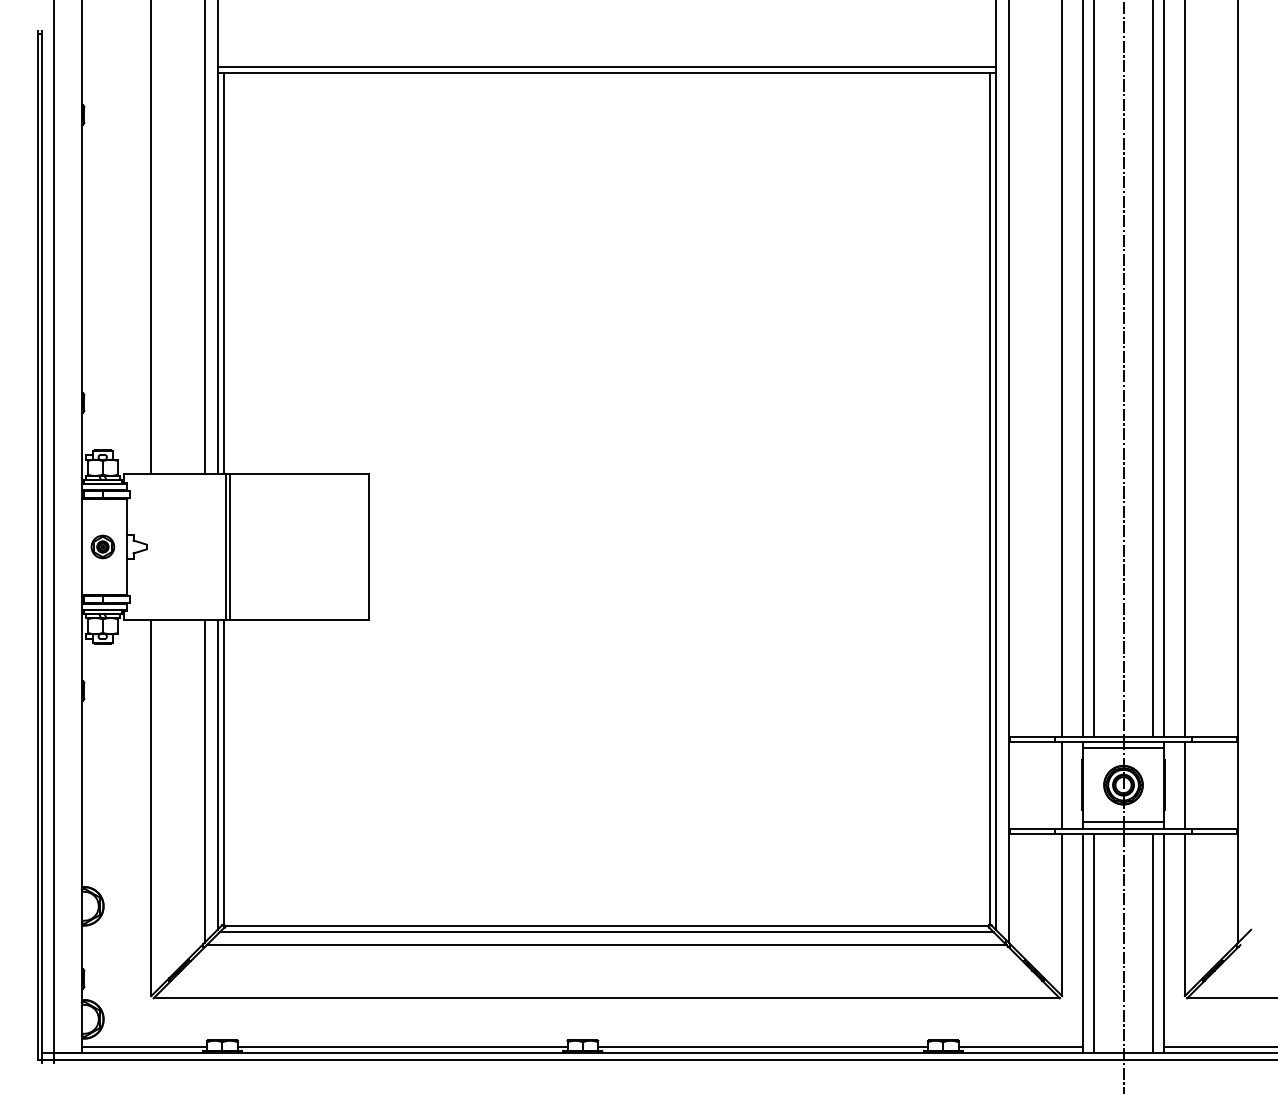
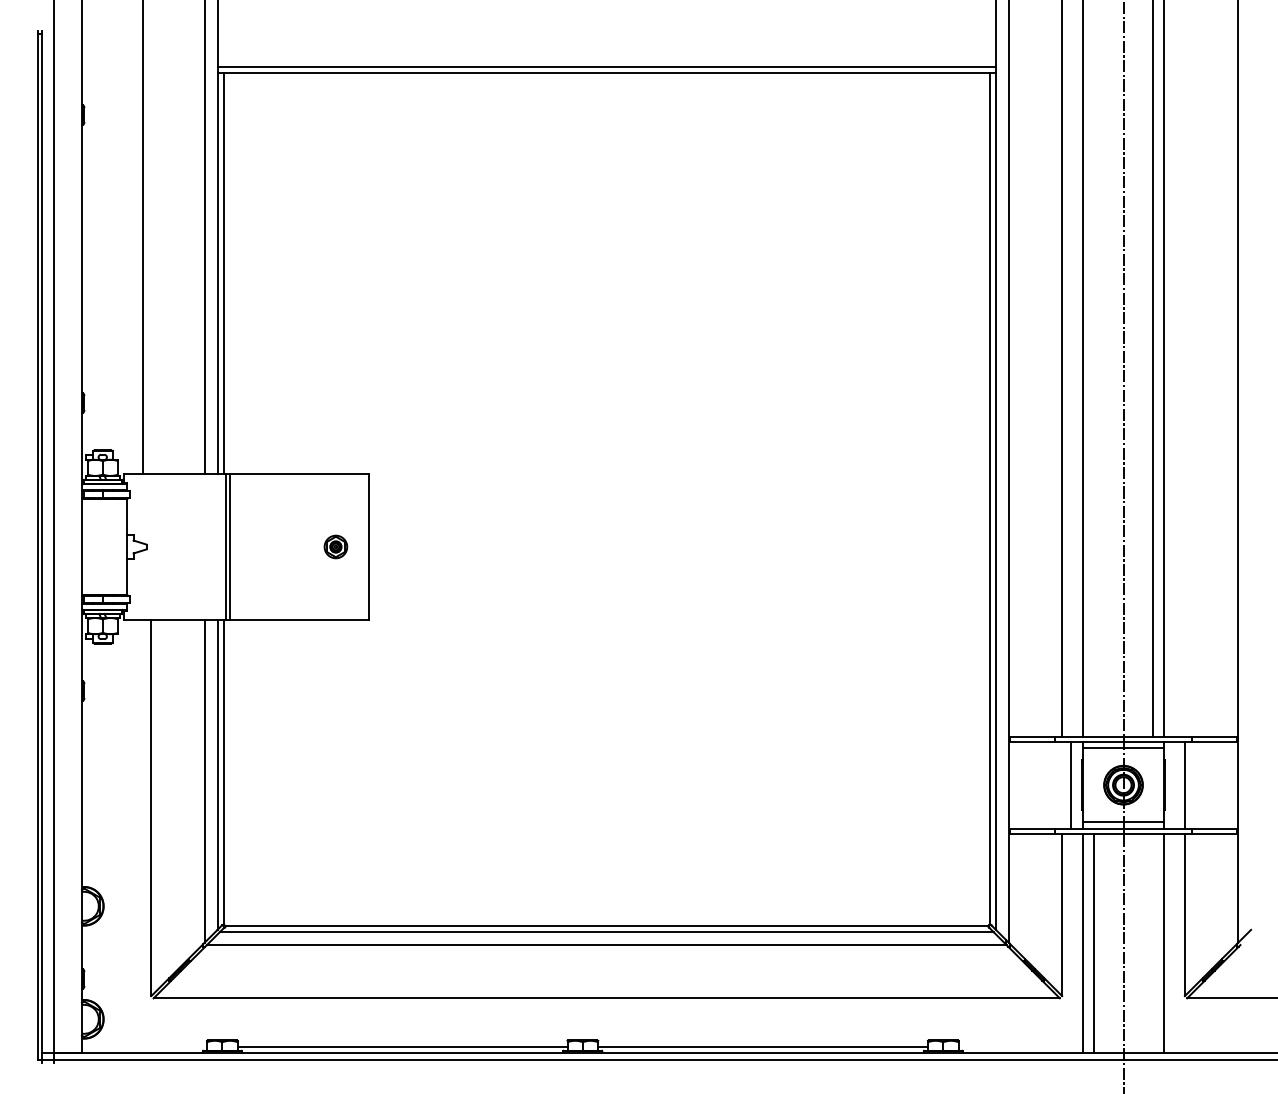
line position: (151, 238) -> (143, 238) (143, 238)
line: present -> none (1094, 369)
line: present -> none (1184, 369)
part position: (102, 546) -> (335, 546) (335, 546)
line position: (1062, 784) -> (1071, 784) (1071, 784)
line: present -> none (1152, 943)
line: present -> none (144, 1046)
line: present -> none (1020, 1046)
line: present -> none (1218, 1046)
